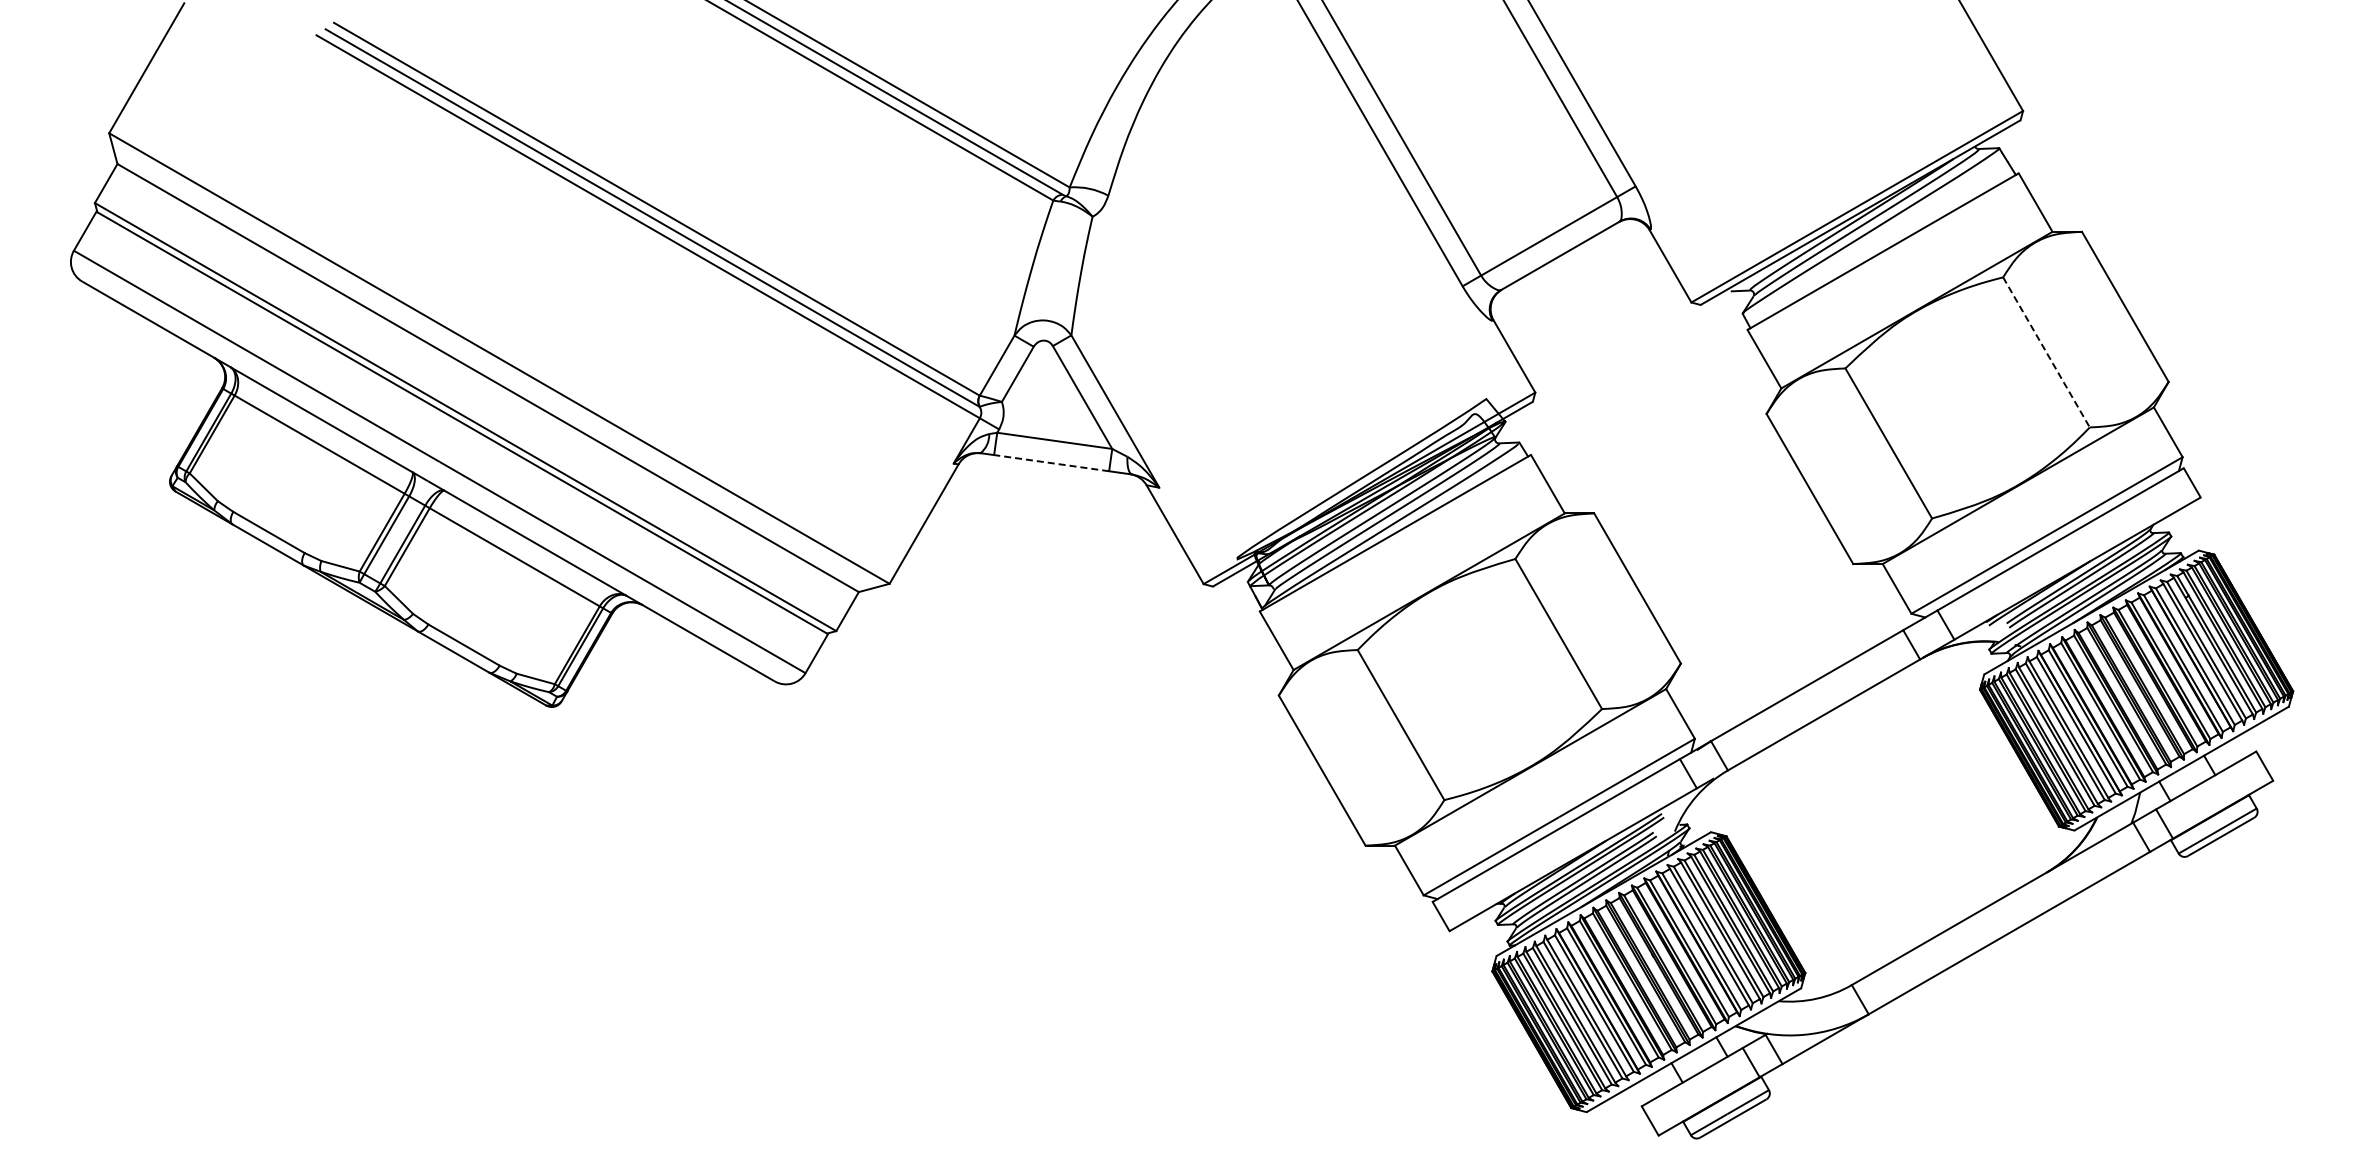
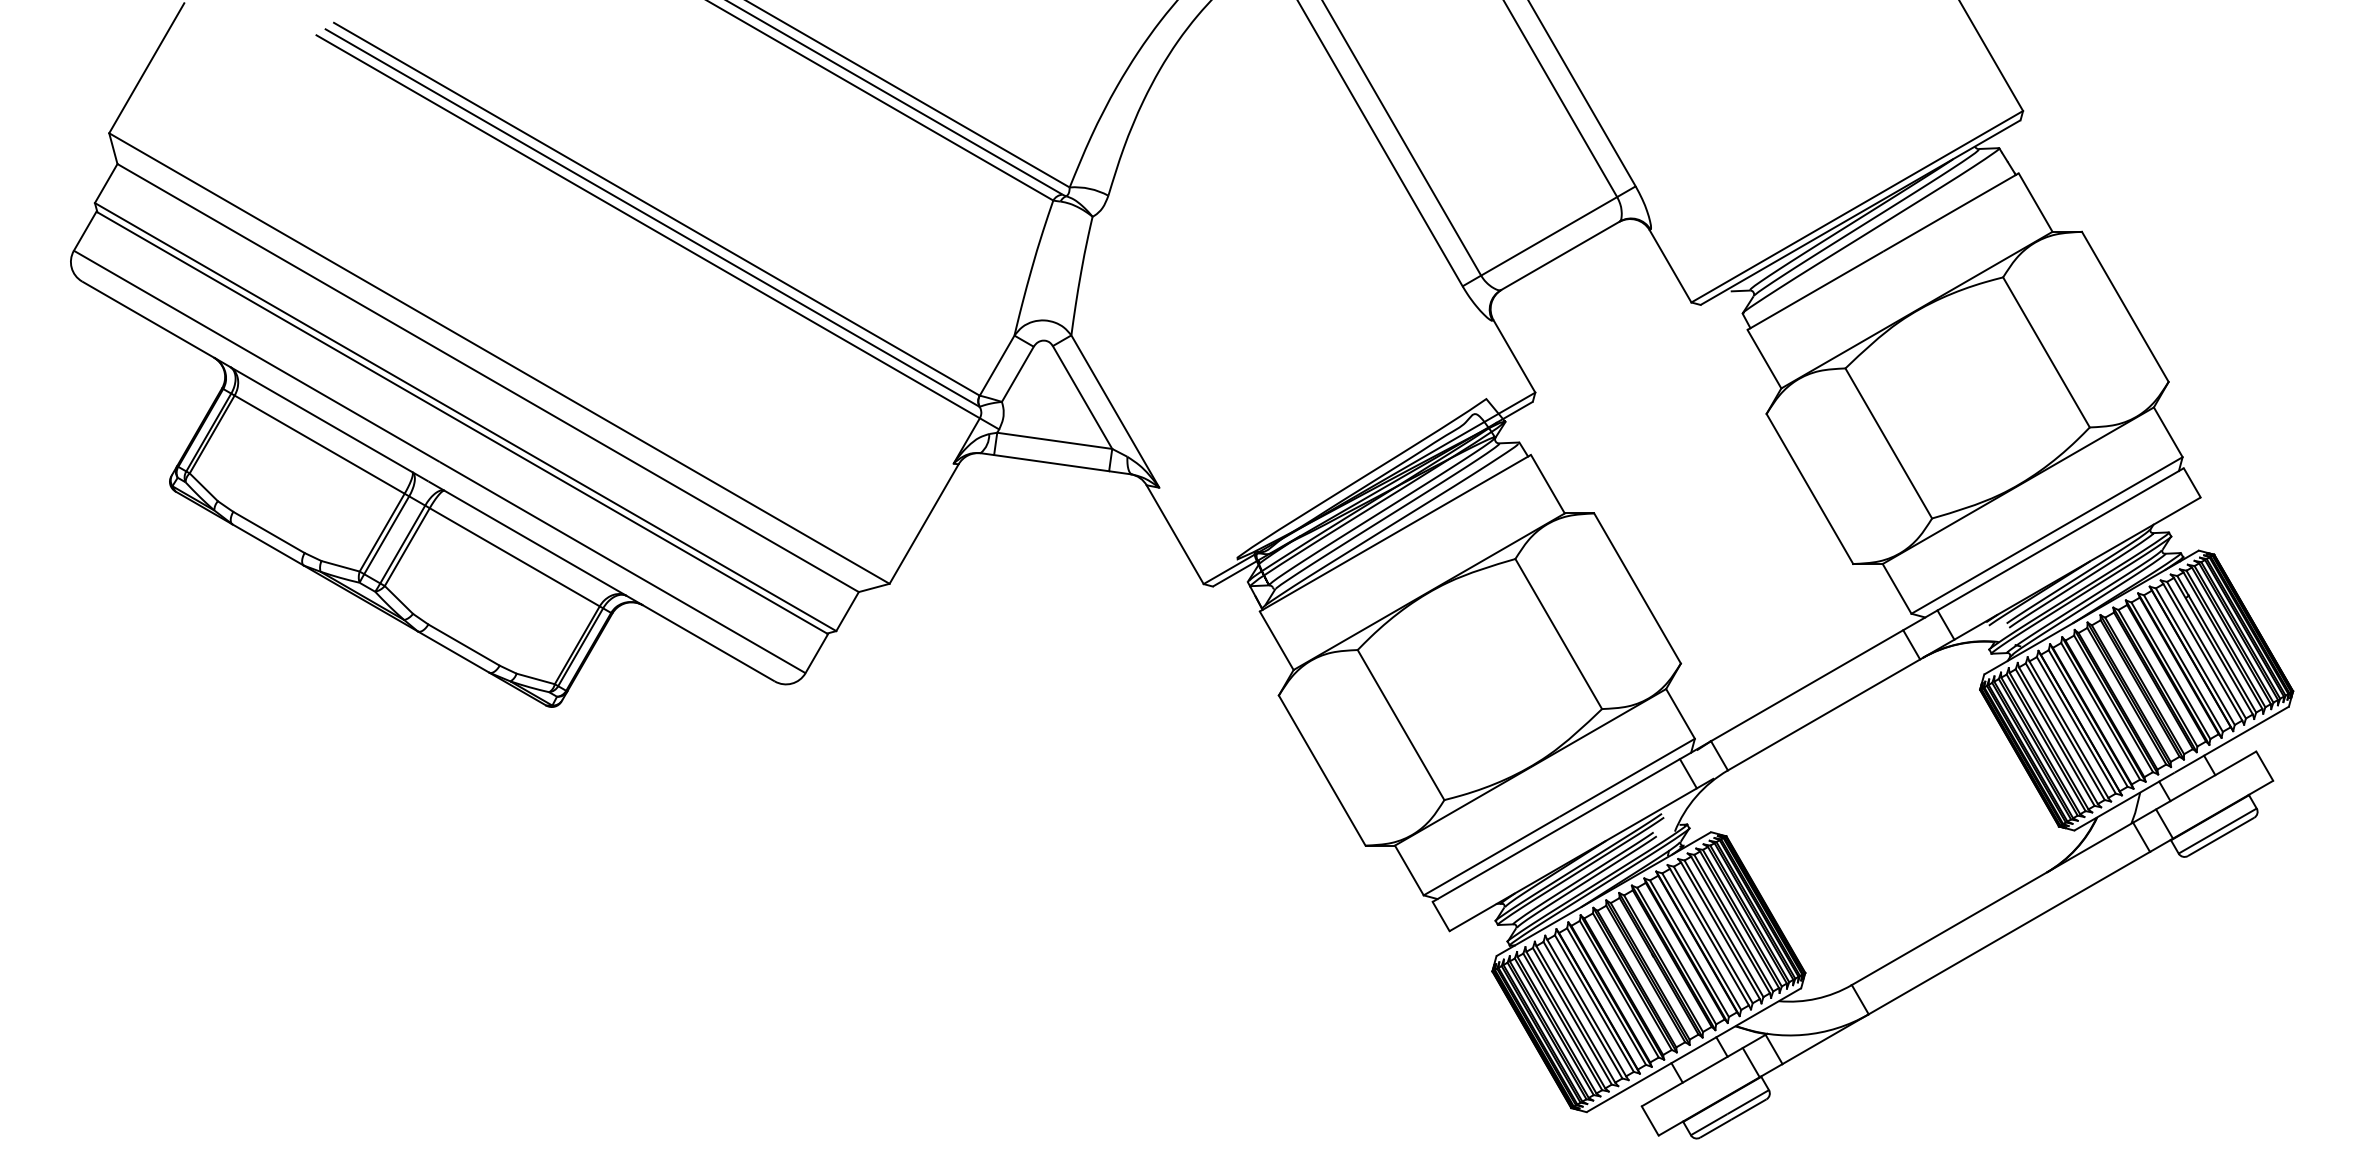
line: dashed -> solid (2046, 352)
line: dashed -> solid (1051, 463)
